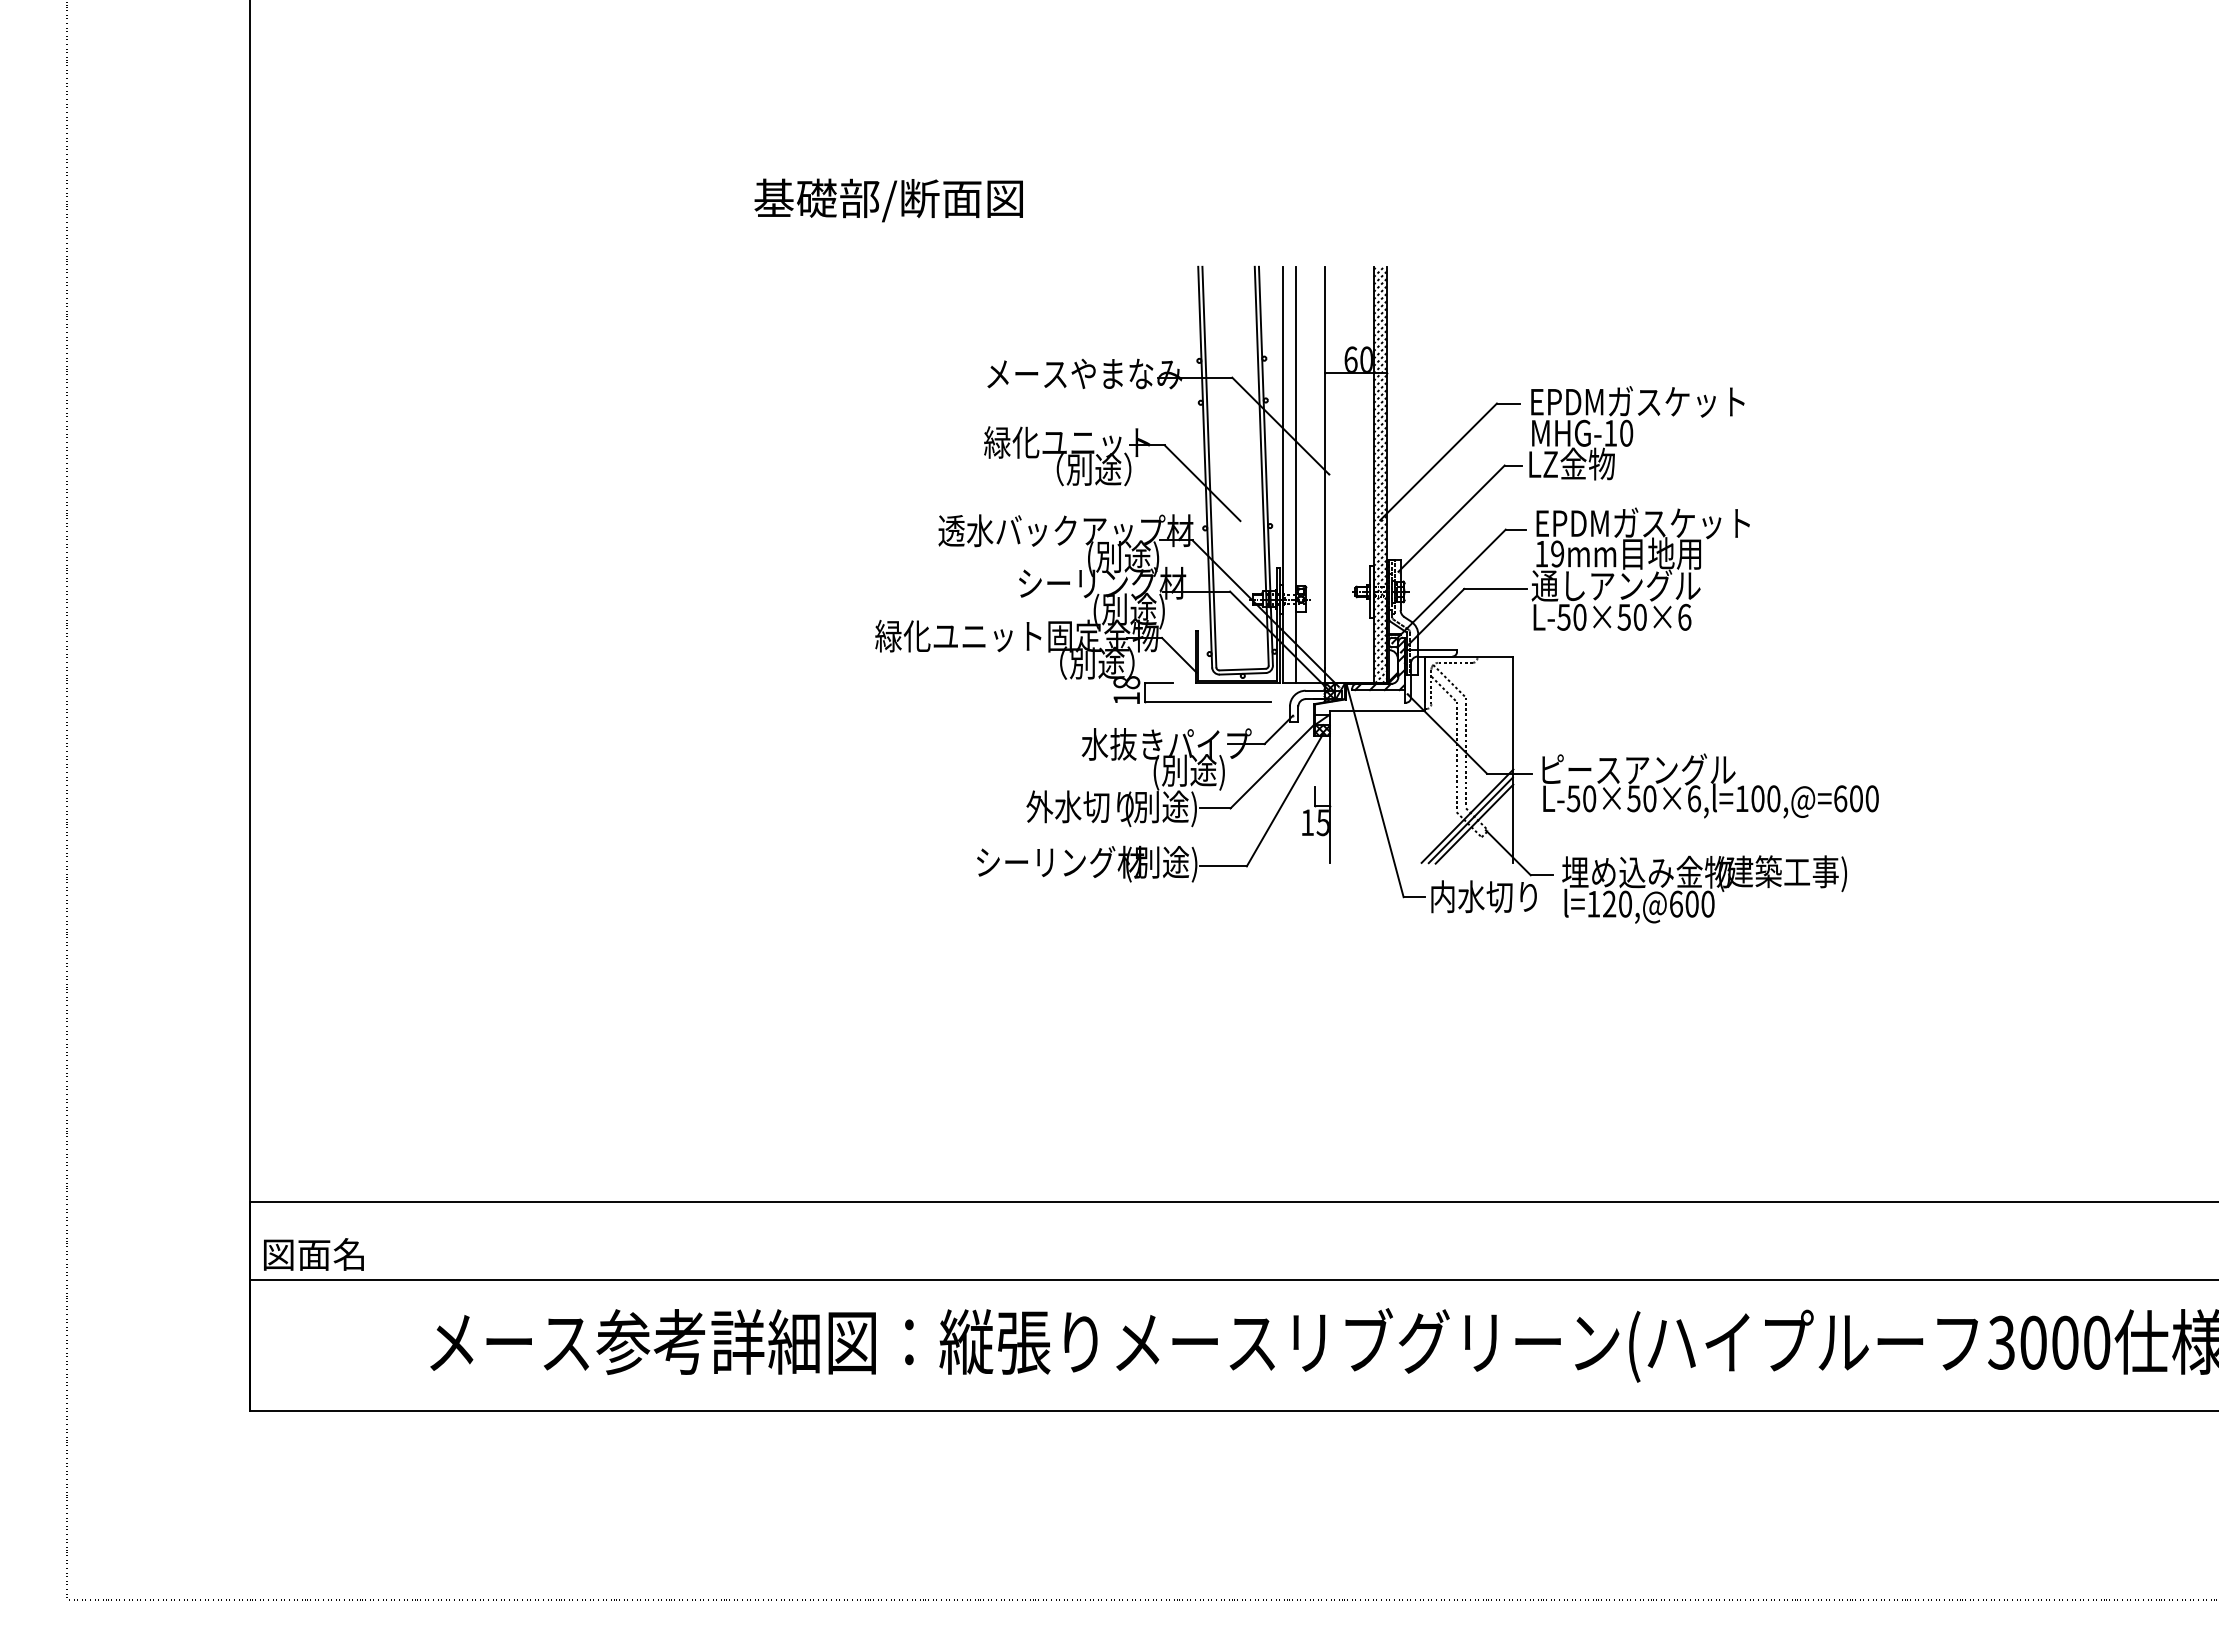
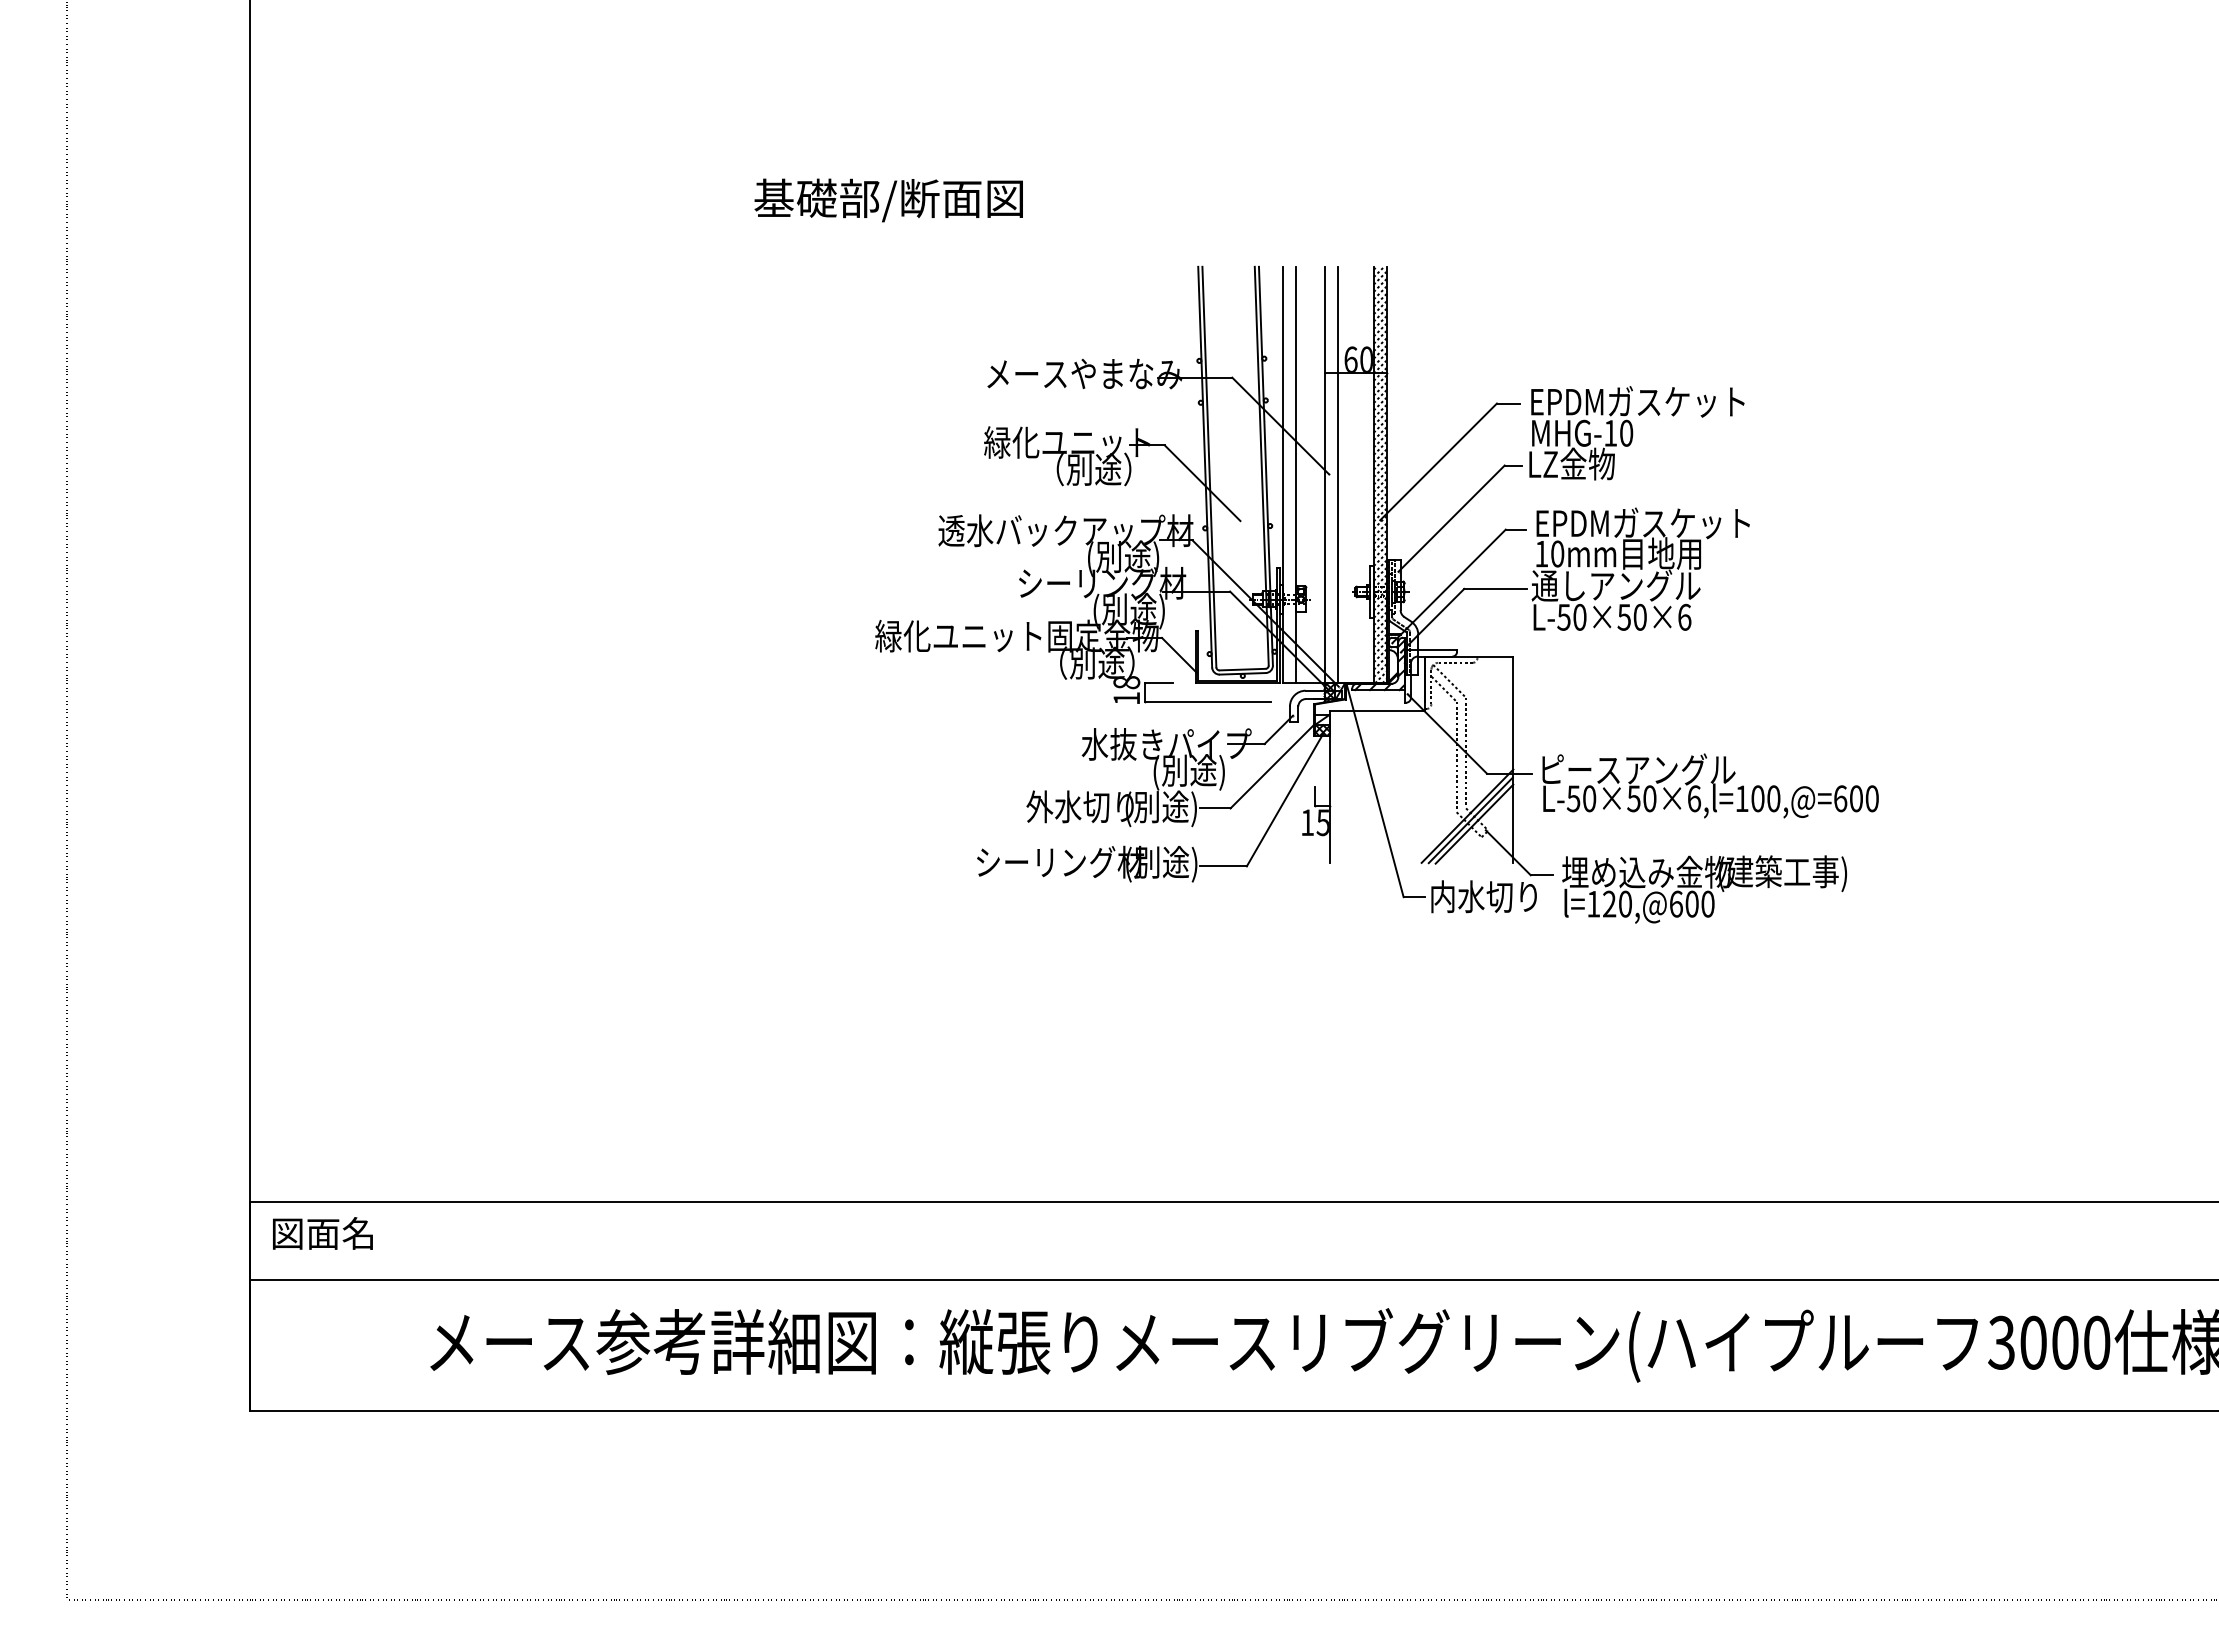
line: none -> present (1338, 474)
text: 19mm -> 10mm (1557, 553)
text position: (313, 1254) -> (322, 1233) (322, 1233)
